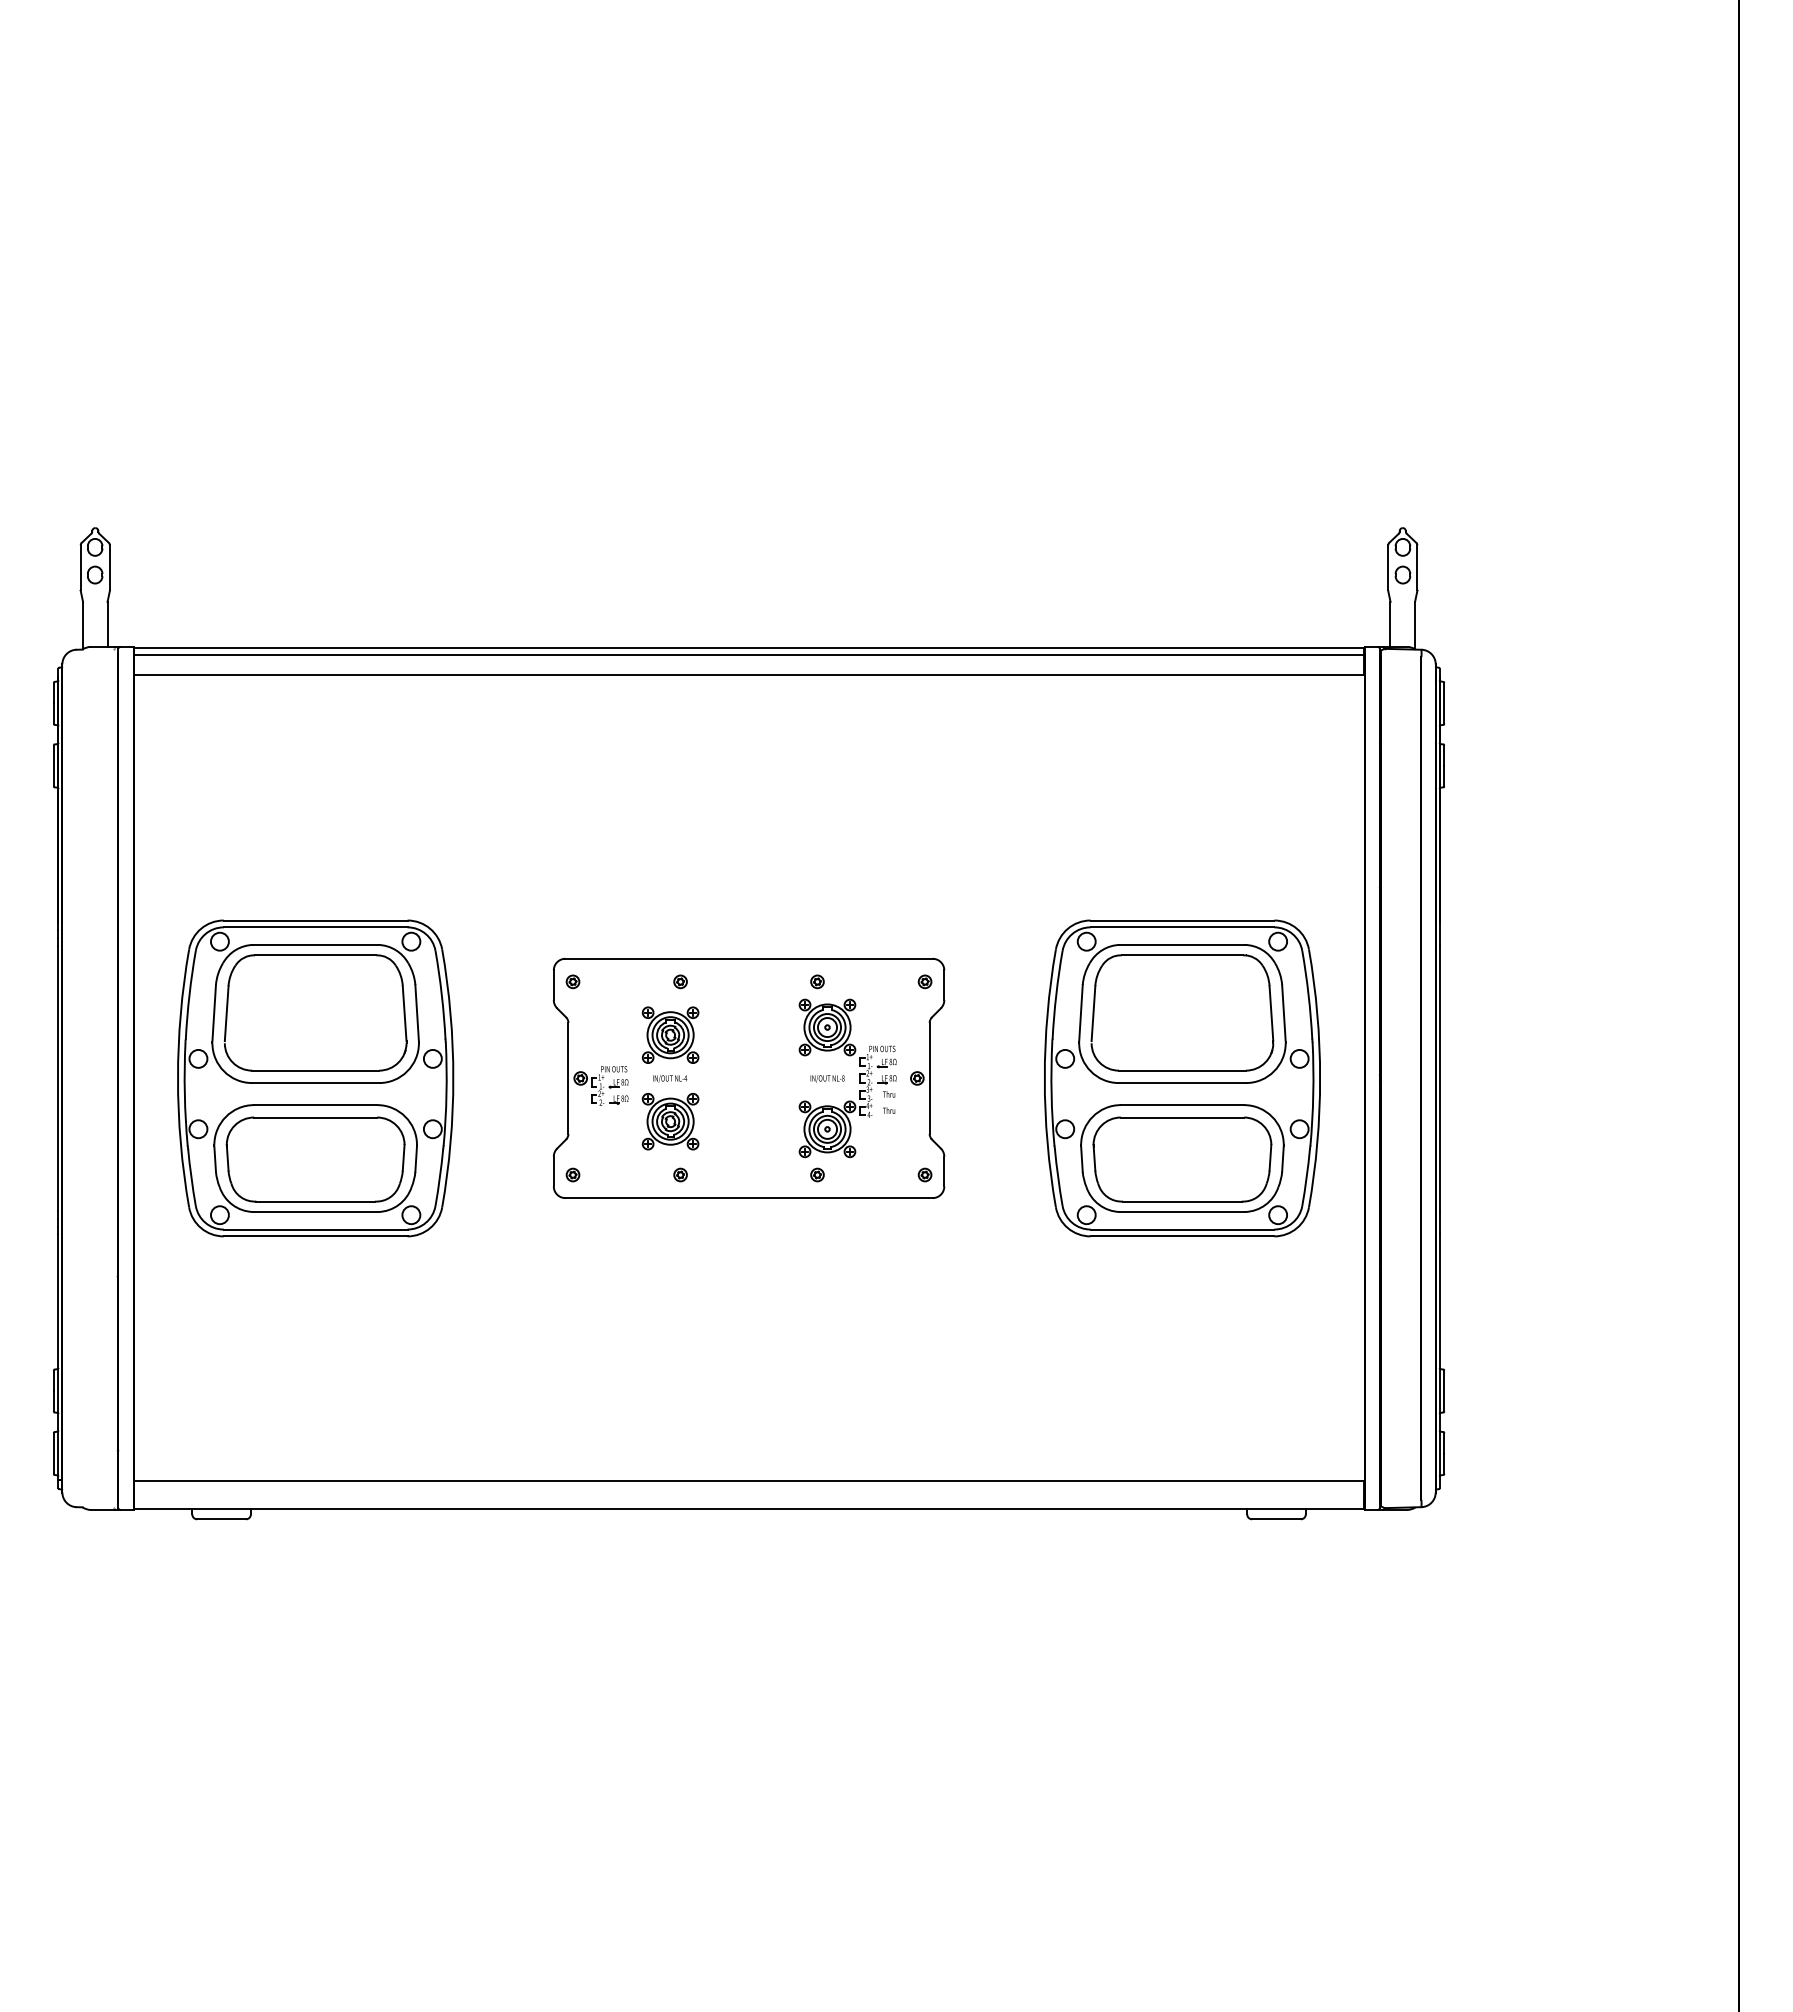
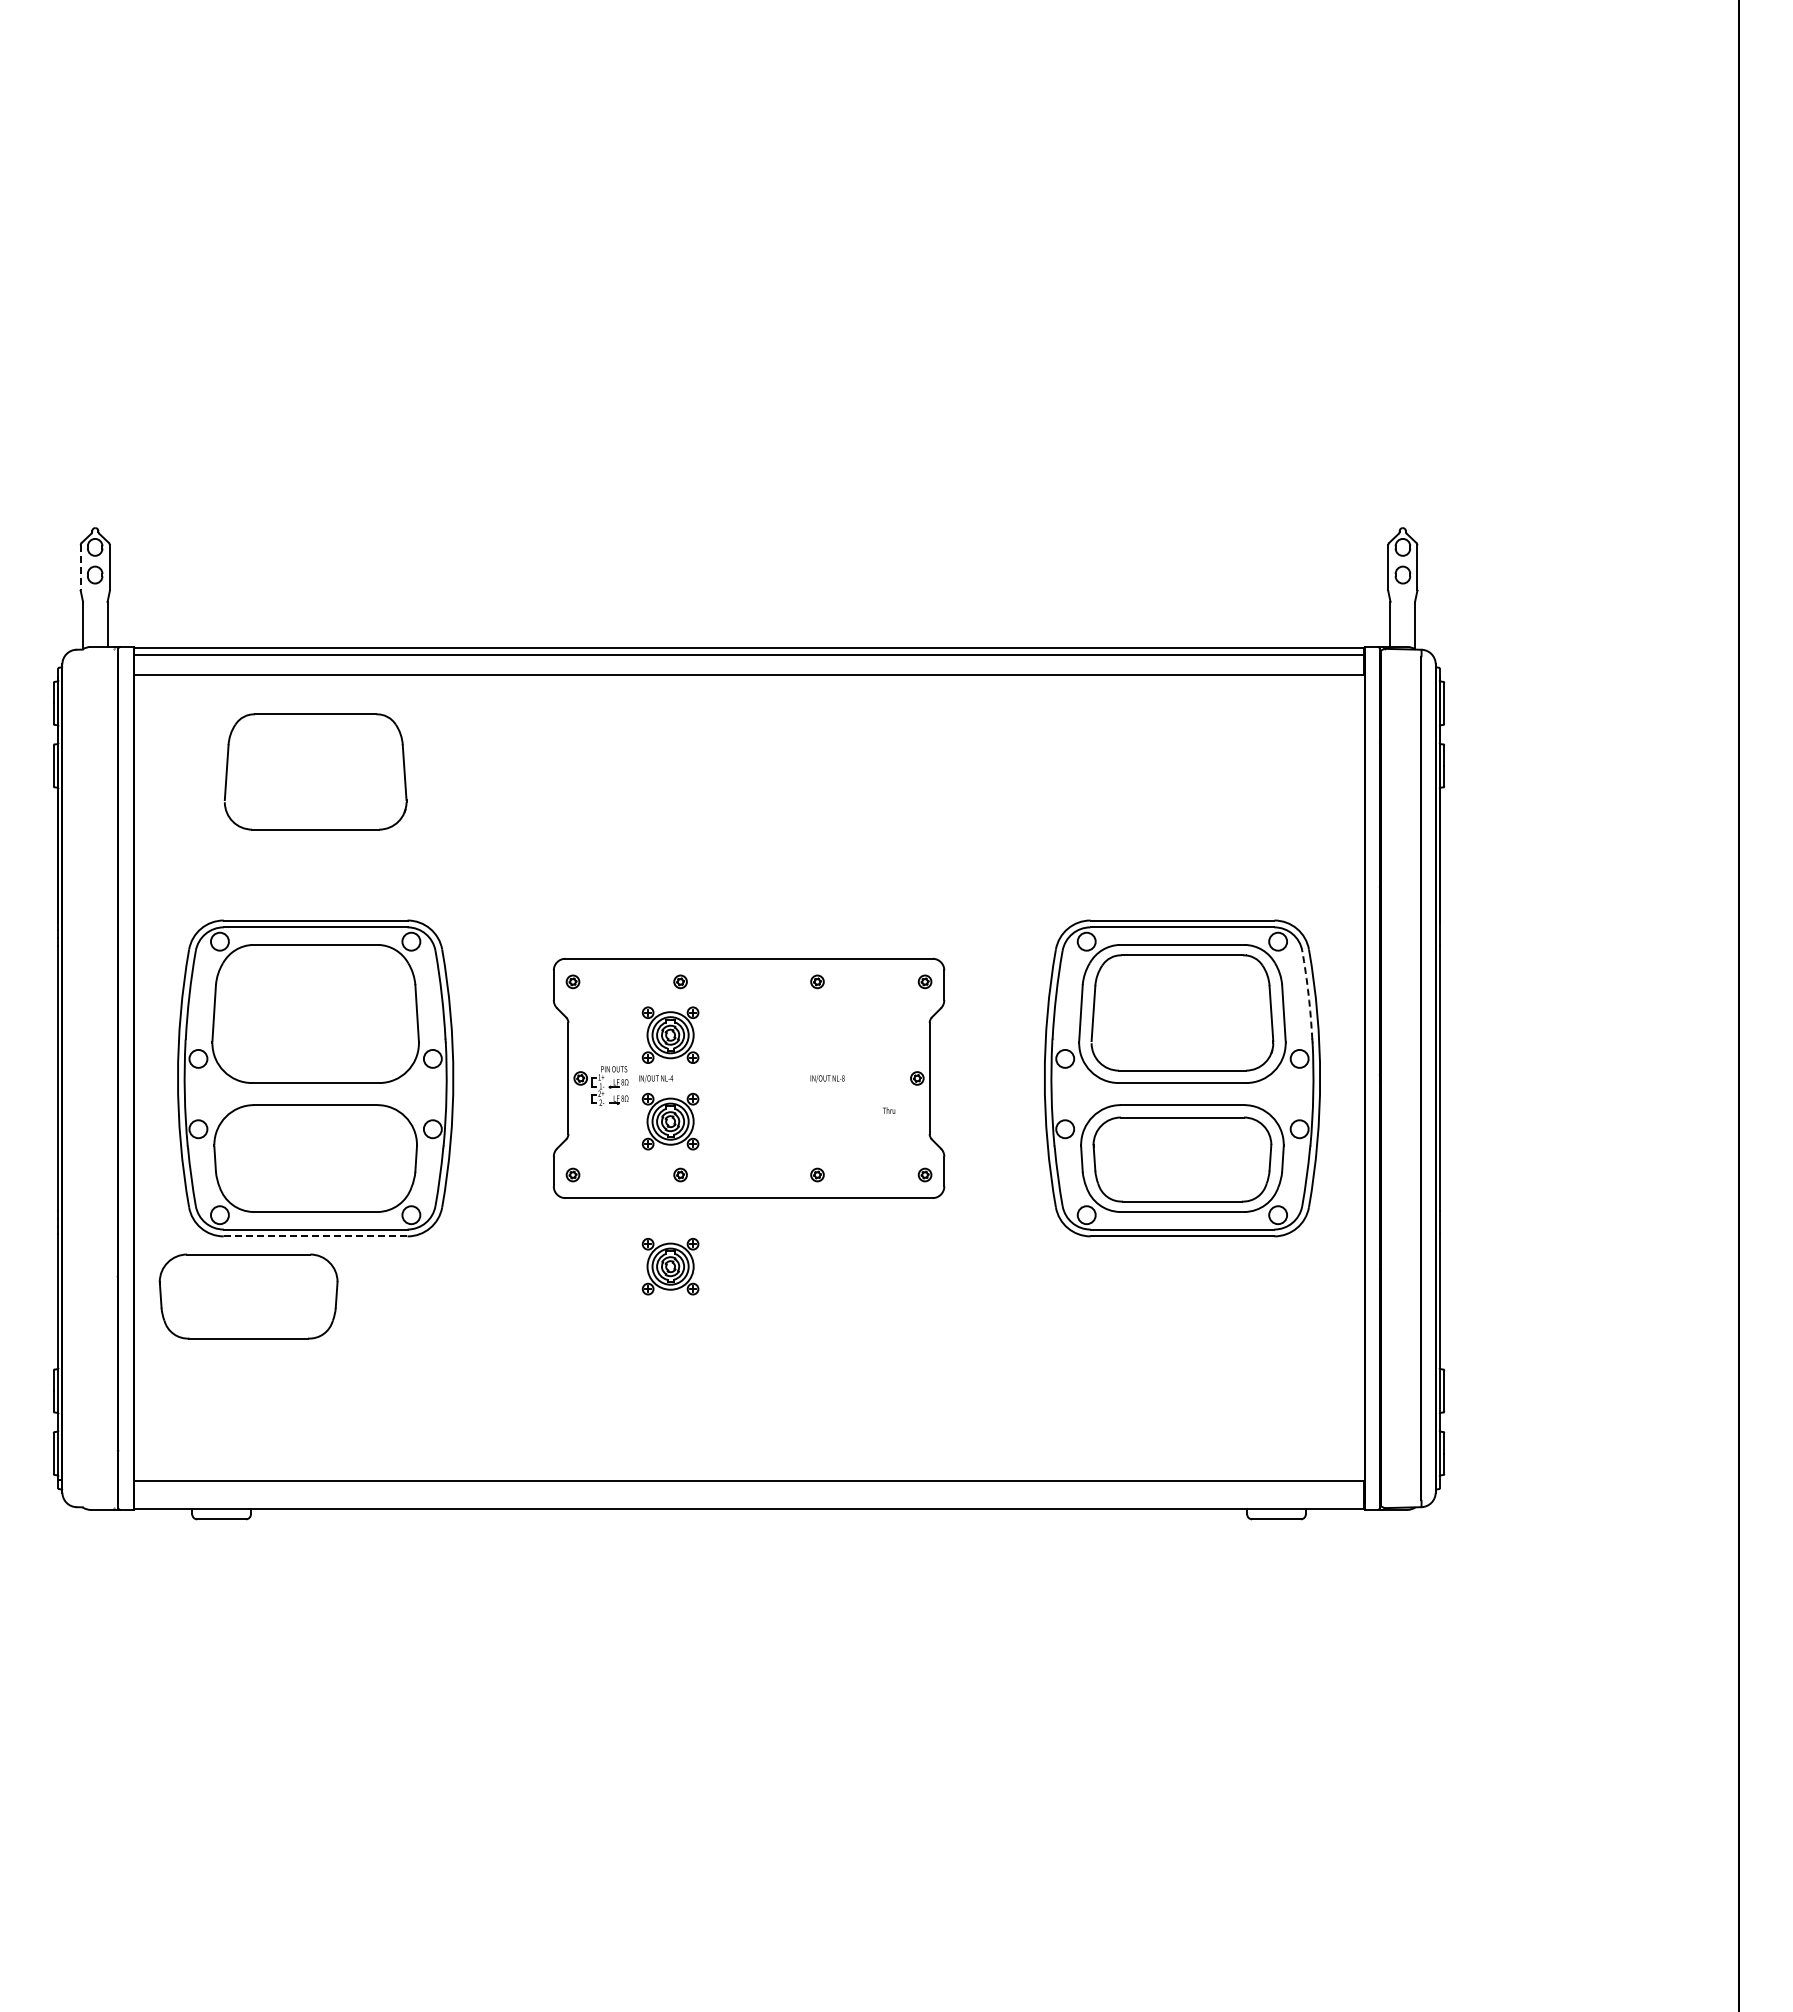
line: solid -> dashed (80, 568)
part position: (315, 955) -> (315, 714) (315, 714)
arc: solid -> dashed (1308, 995)
text position: (670, 1078) -> (656, 1078) (656, 1078)
part: present -> none (859, 1078)
part position: (315, 1159) -> (248, 1296) (248, 1296)
line: solid -> dashed (315, 1236)
part: none -> present (670, 1266)
